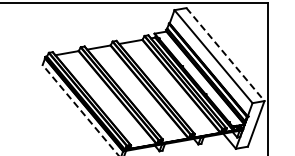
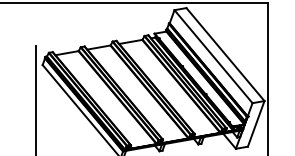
line: dashed -> solid (225, 54)
line: none -> present (36, 98)
line: dashed -> solid (80, 110)
